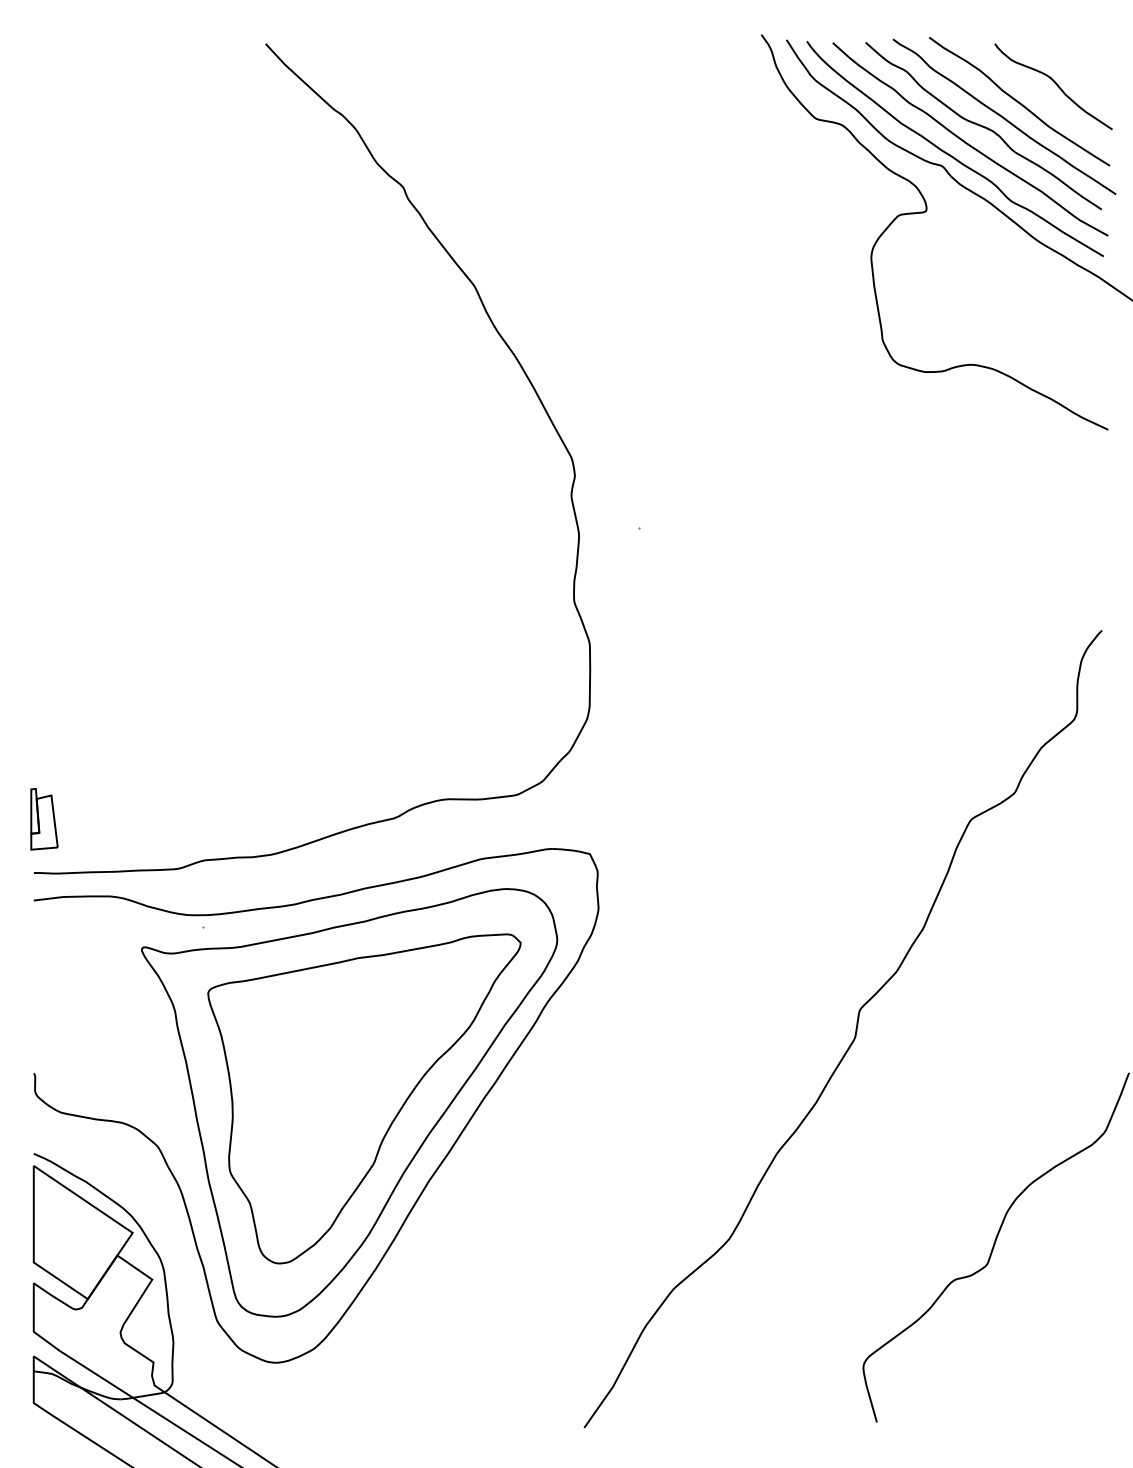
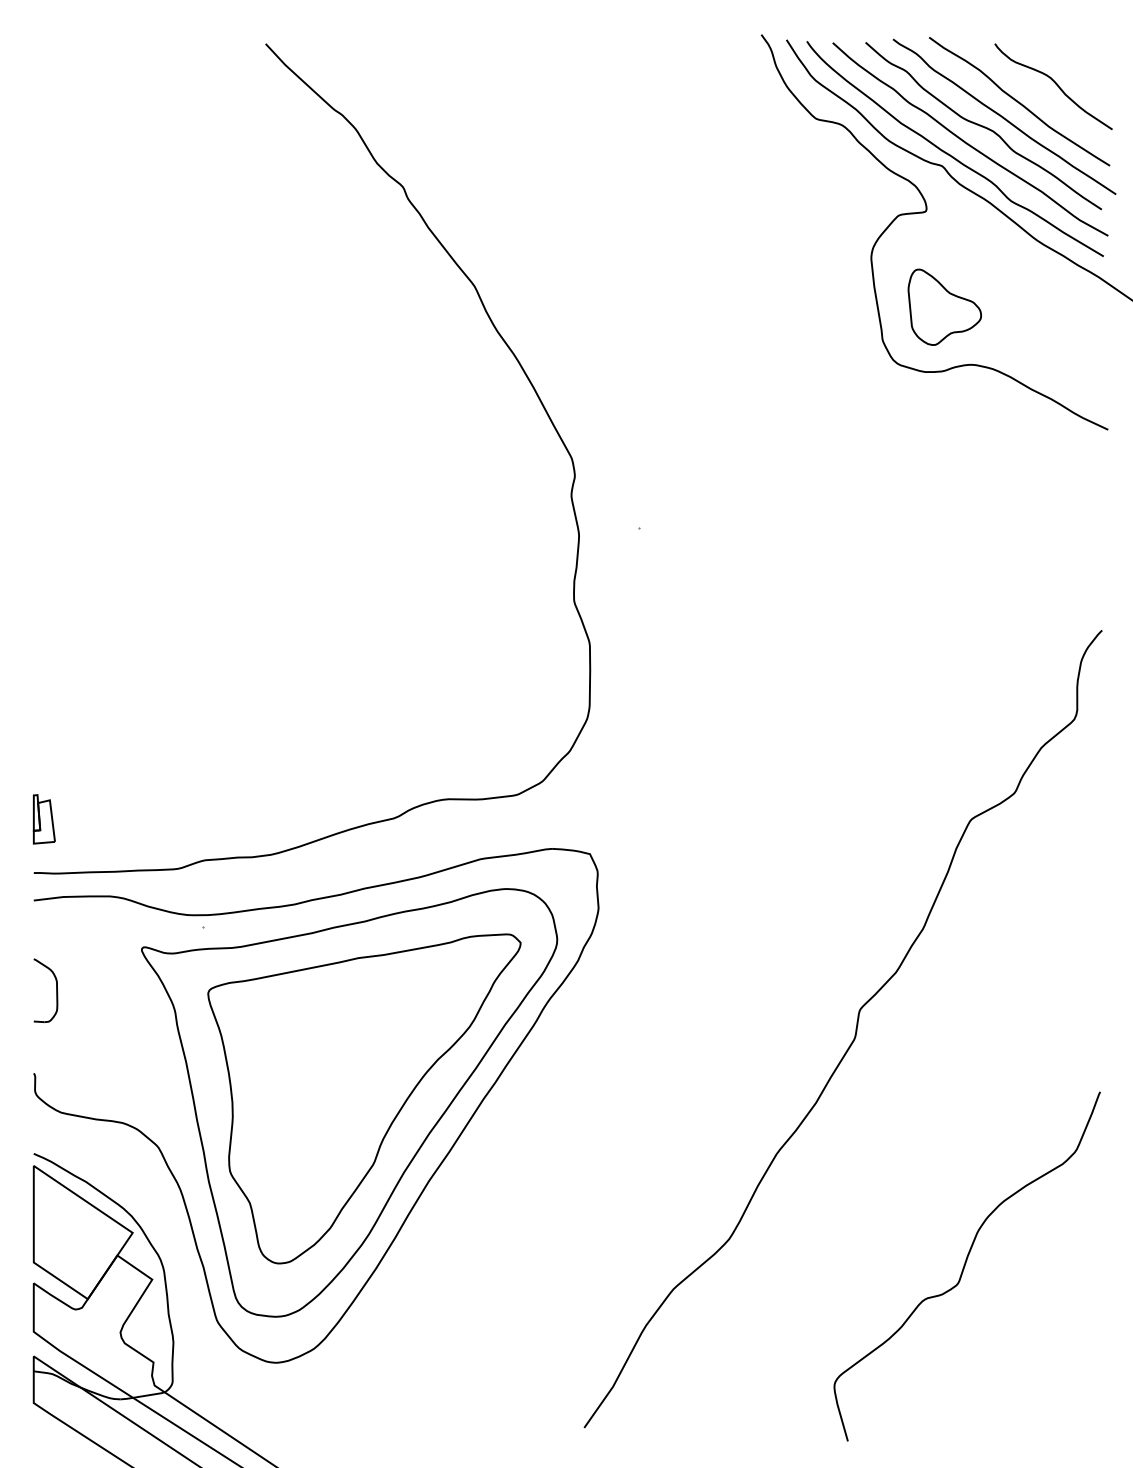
part: none -> present (944, 306)
part size: 29x63 px -> 24x51 px (43, 819)
part: none -> present (56, 990)
curve position: (994, 1247) -> (965, 1266) (965, 1266)
